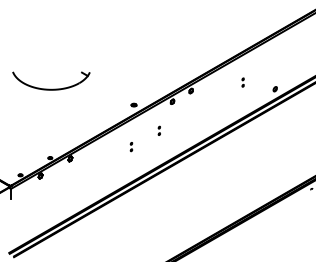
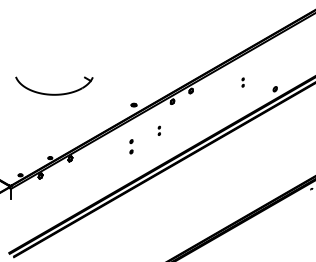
part position: (51, 88) -> (54, 93) (54, 93)
part size: 5x11 px -> 5x16 px (131, 146)
